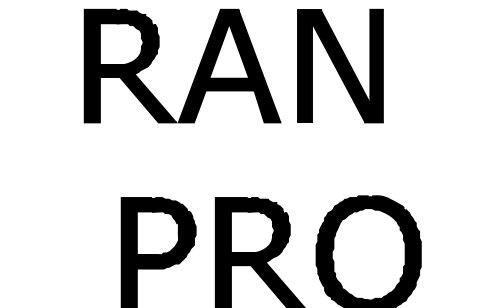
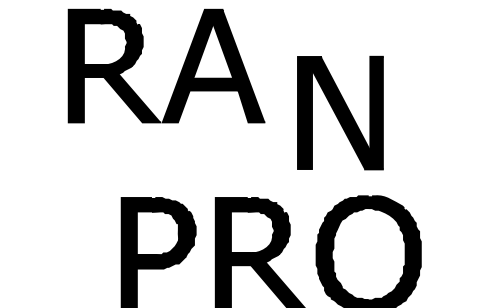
part position: (340, 65) -> (340, 112) (340, 112)
part position: (196, 71) -> (180, 71) (180, 71)
